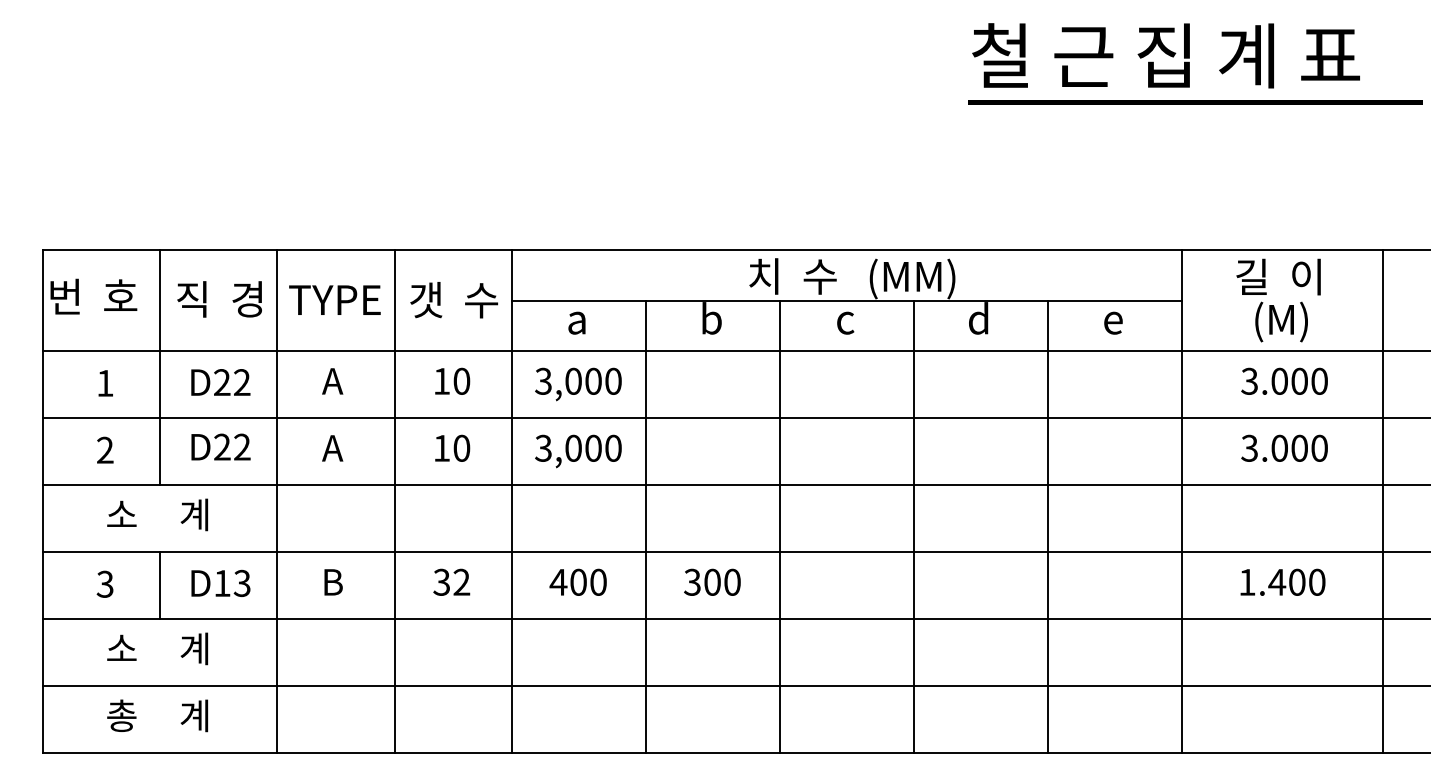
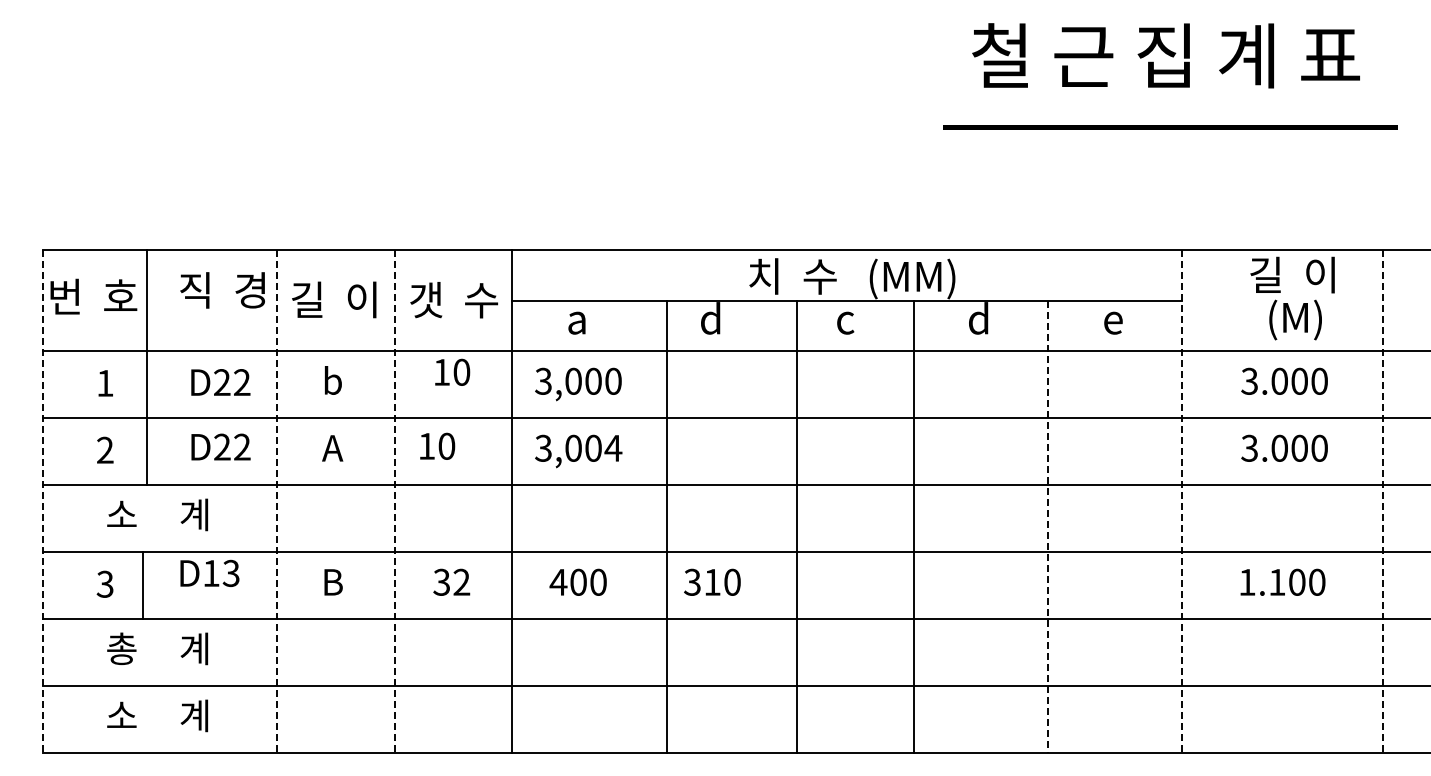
line position: (1195, 102) -> (1170, 127) (1170, 127)
text position: (219, 299) -> (222, 290) (222, 290)
text: TYPE -> 길  이 (334, 299)
text position: (1278, 300) -> (1292, 298) (1292, 298)
text: b -> d (711, 318)
line position: (160, 367) -> (147, 367) (147, 367)
text: A -> b (332, 380)
text position: (452, 380) -> (452, 371) (452, 371)
text position: (452, 447) -> (437, 445) (437, 445)
text: 3,000 -> 3,004 (613, 447)
line: solid -> dashed (42, 502)
line: solid -> dashed (277, 502)
line: solid -> dashed (394, 502)
line: solid -> dashed (1181, 502)
line: solid -> dashed (1382, 502)
line position: (645, 526) -> (666, 526) (666, 526)
line position: (779, 526) -> (796, 526) (796, 526)
line: solid -> dashed (1047, 527)
text: 300 -> 310 (712, 581)
text position: (220, 582) -> (209, 572) (209, 572)
text: 1.400 -> 1.100 (1277, 582)
line position: (160, 584) -> (143, 584) (143, 584)
text: 소     계 -> 총     계 (121, 648)
text: 총     계 -> 소     계 (121, 715)
